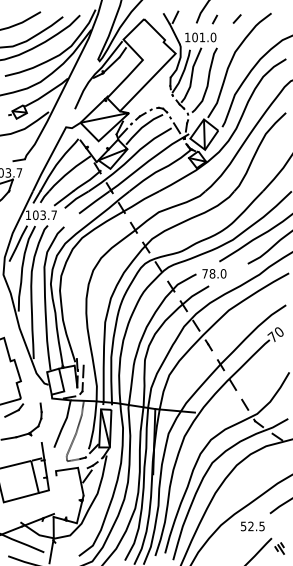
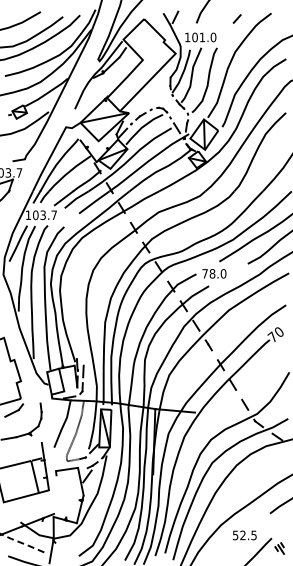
line: present -> none (214, 19)
text position: (252, 526) -> (244, 535) (244, 535)
line: solid -> dashed (21, 543)
